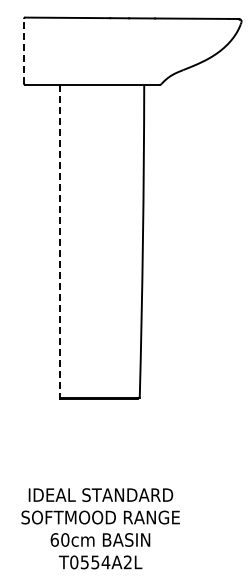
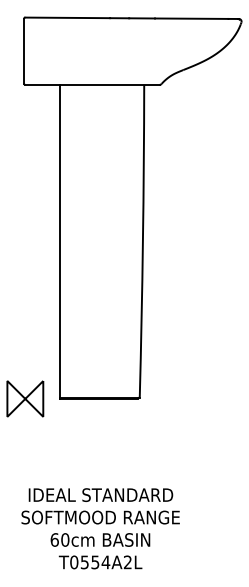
line: dashed -> solid (24, 50)
line: dashed -> solid (59, 241)
part: none -> present (25, 398)
